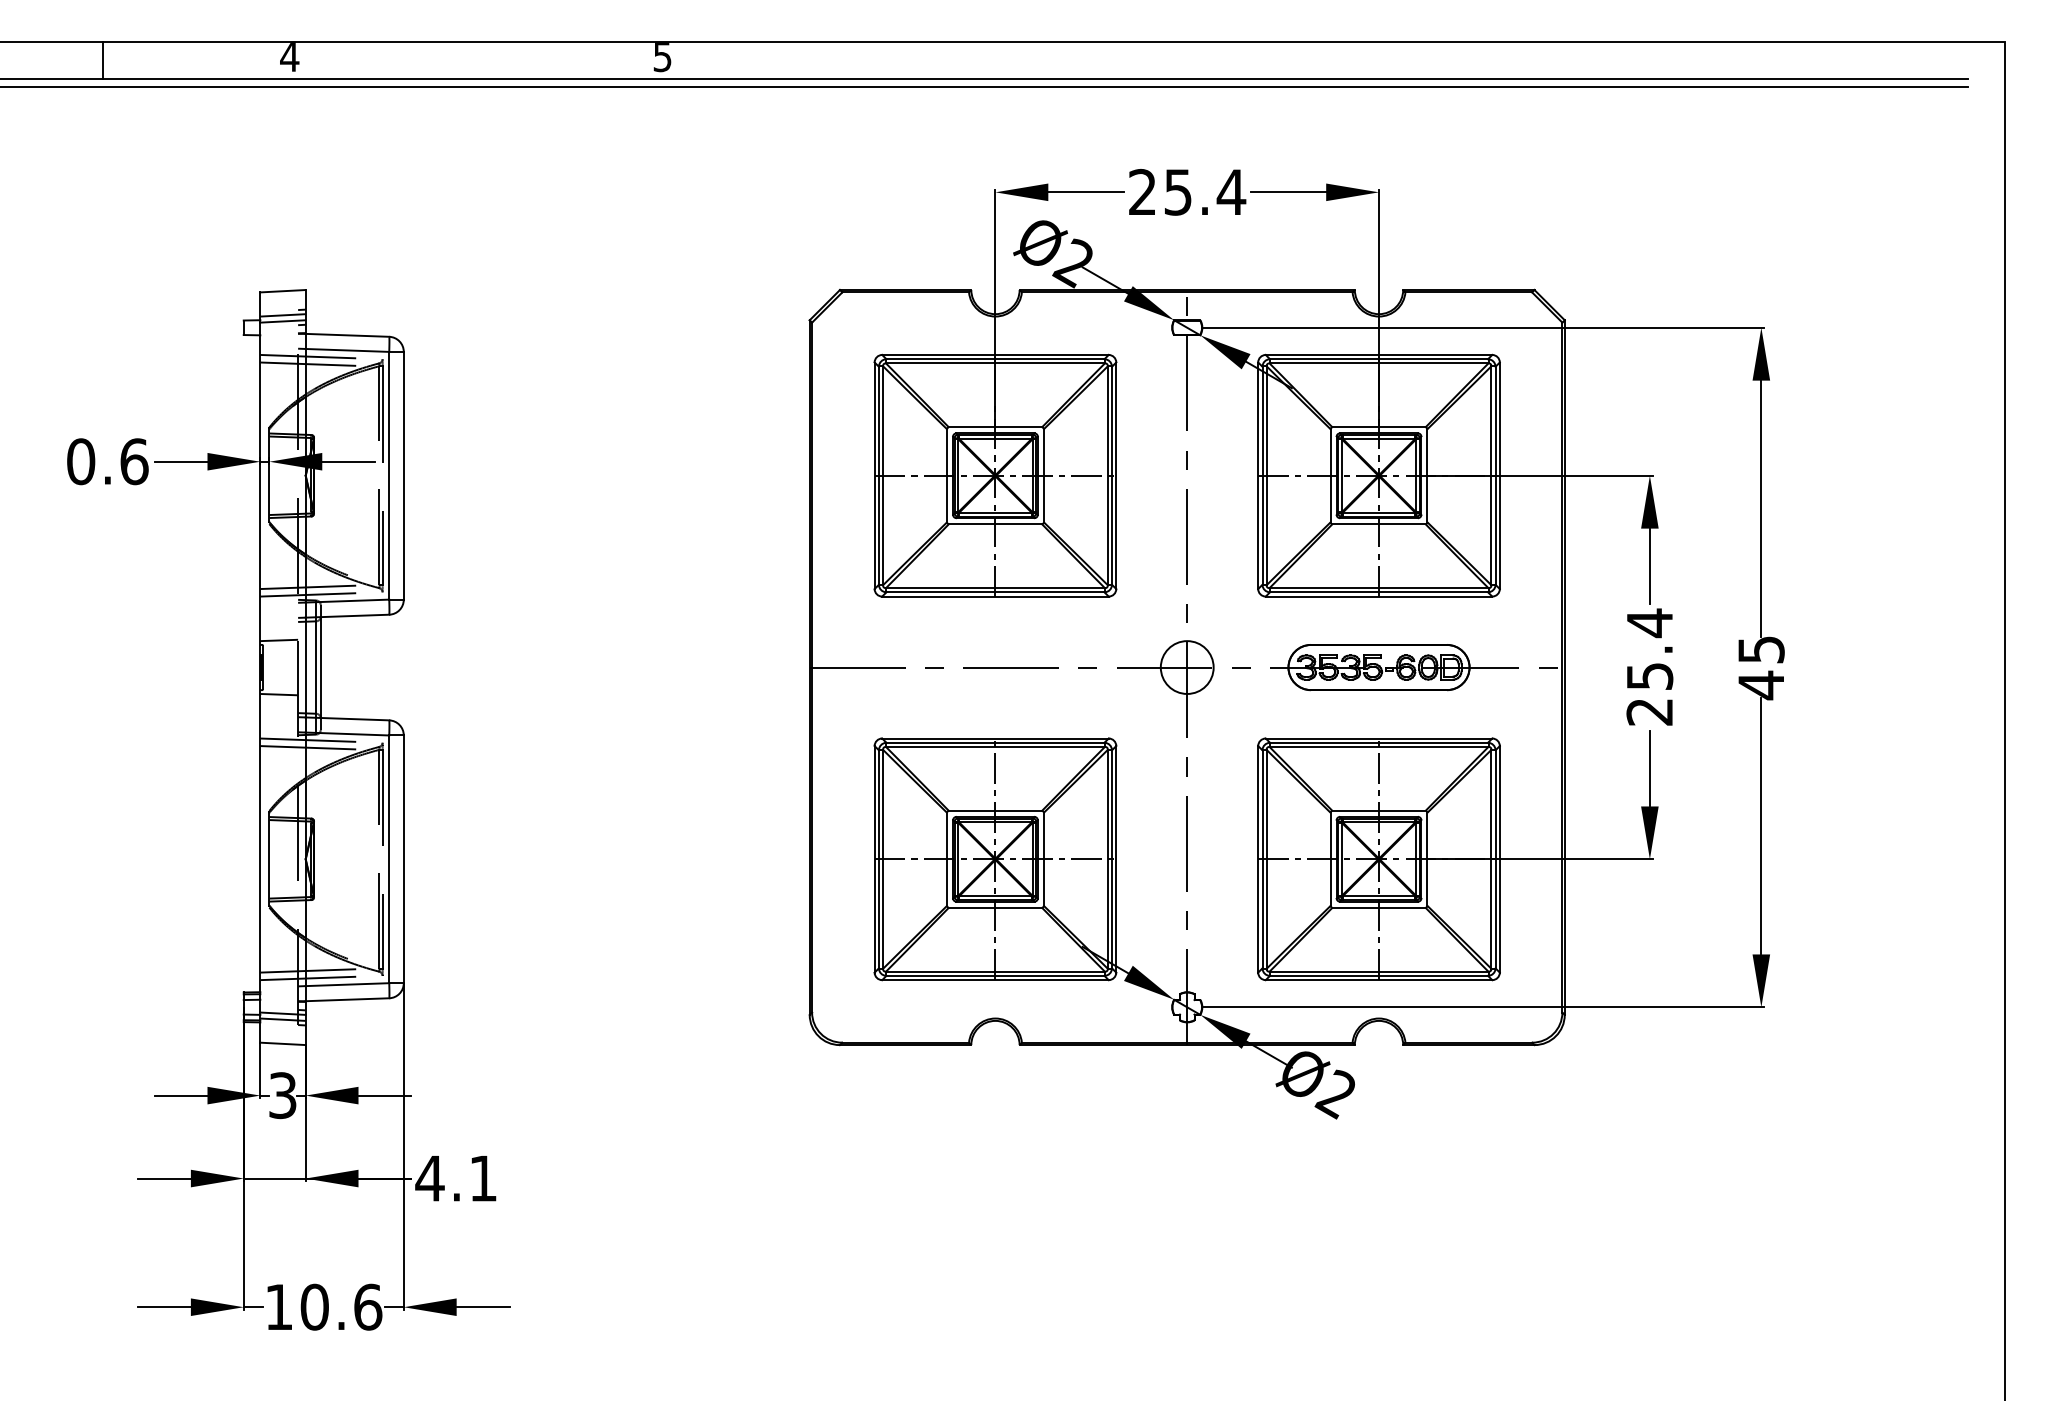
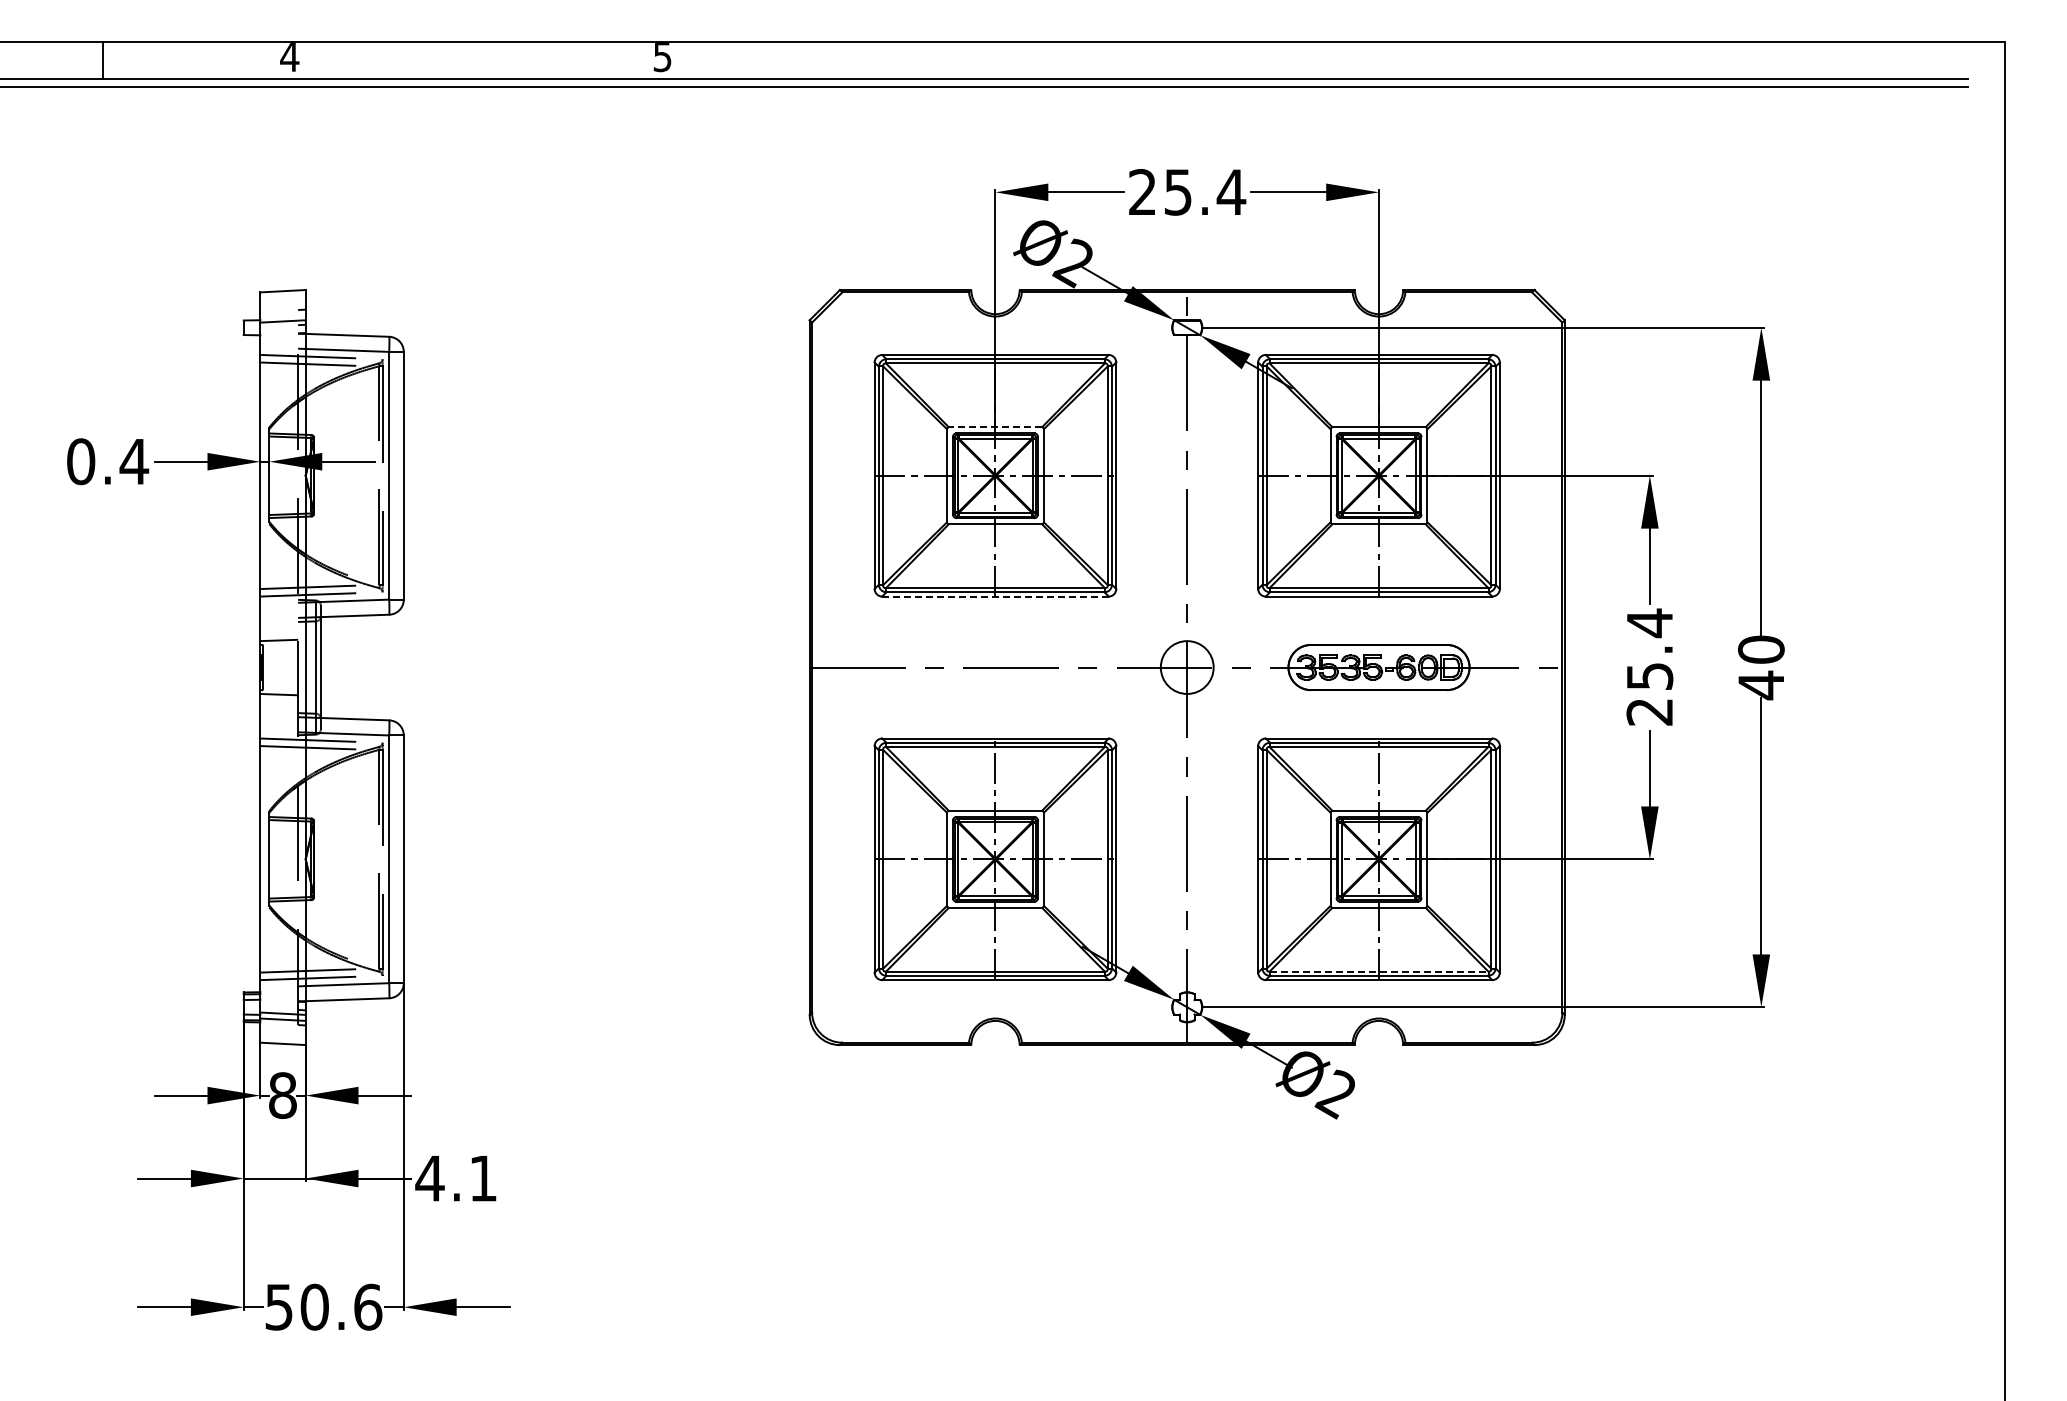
line: present -> none (282, 315)
line: solid -> dashed (994, 427)
text: 0.6 -> 0.4 (134, 461)
line: solid -> dashed (995, 596)
text: 45 -> 40 (1761, 649)
line: solid -> dashed (1379, 971)
text: 3 -> 8 (282, 1095)
text: 10.6 -> 50.6 (278, 1307)
